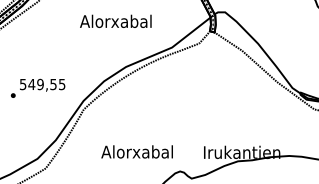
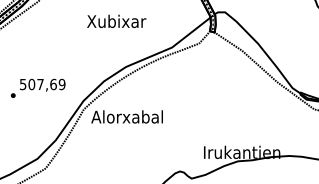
text: Alorxabal -> Xubixar (115, 21)
text: 549,55 -> 507,69 (46, 84)
text position: (136, 151) -> (126, 116) (126, 116)
